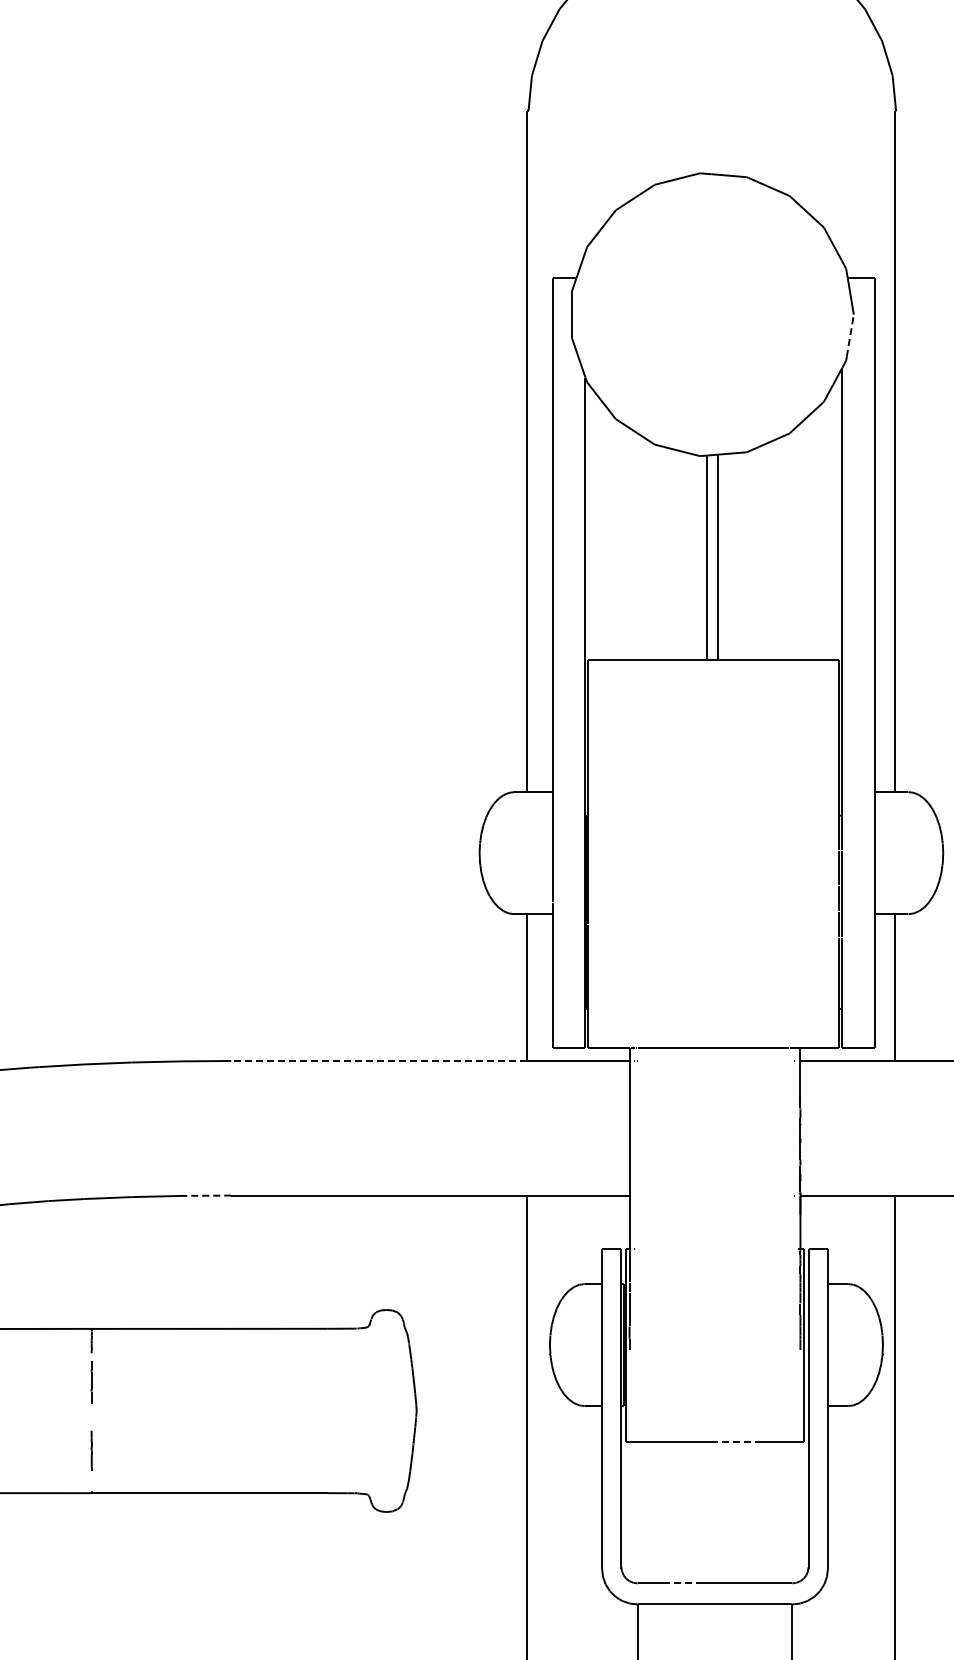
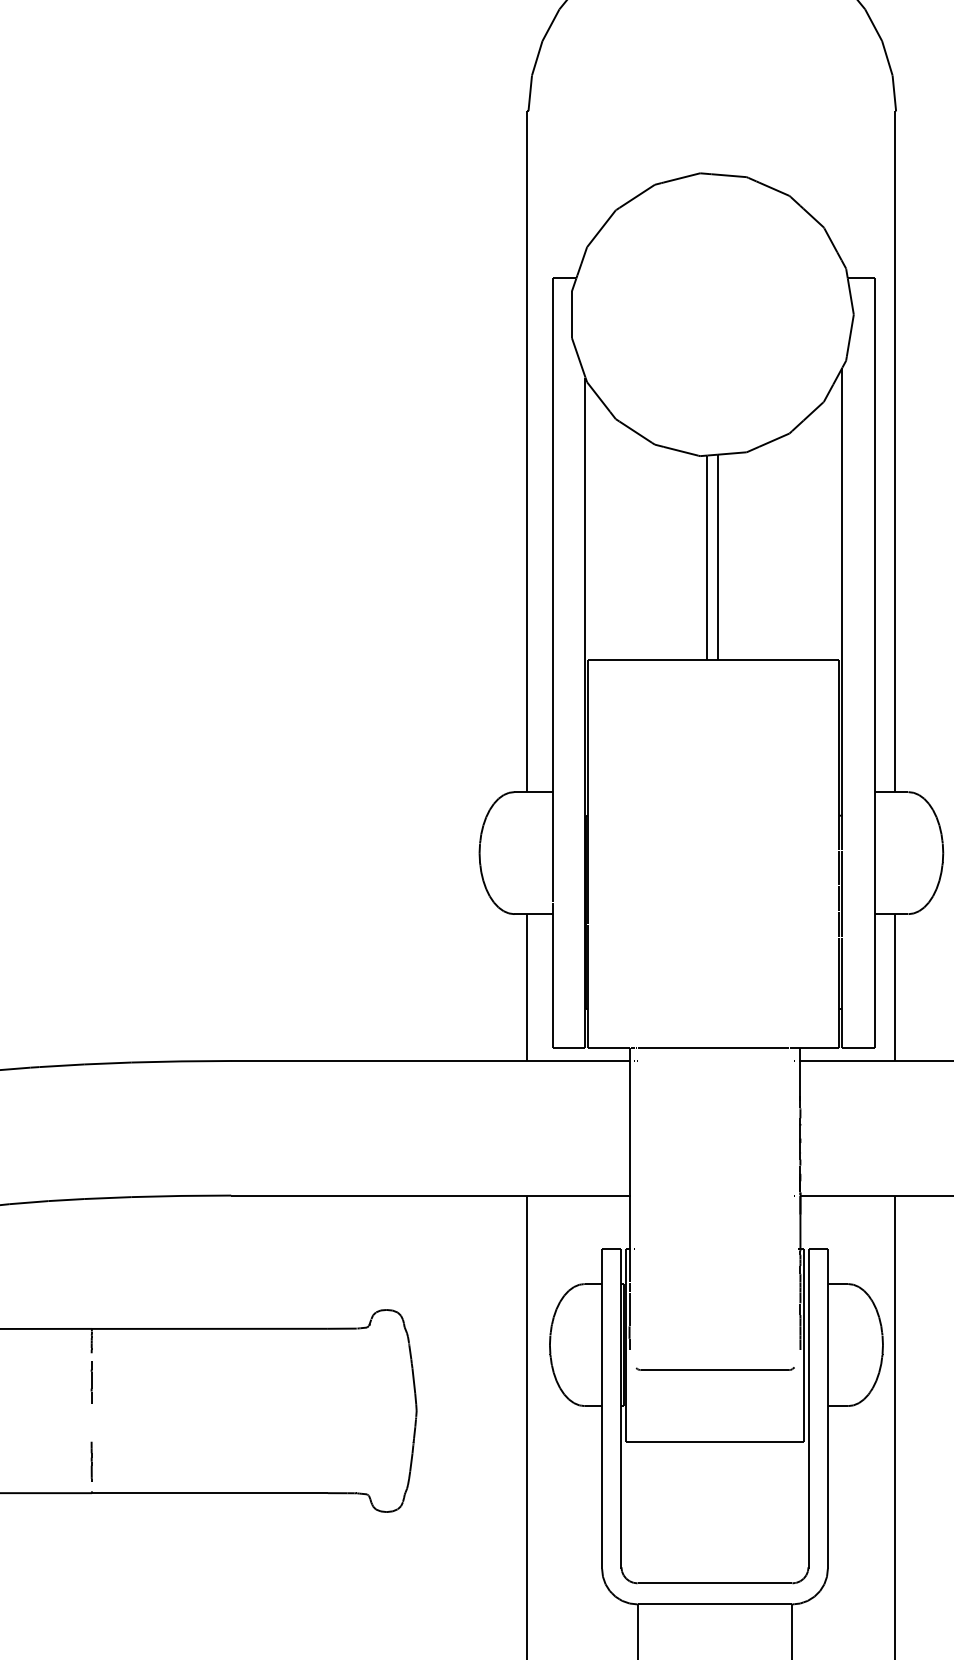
line: dashed -> solid (850, 335)
line: dashed -> solid (378, 1060)
line: dashed -> solid (205, 1195)
part: none -> present (714, 1368)
line: dashed -> solid (734, 1442)
line position: (91, 1450) -> (91, 1461) (91, 1461)
line: dashed -> solid (682, 1583)
